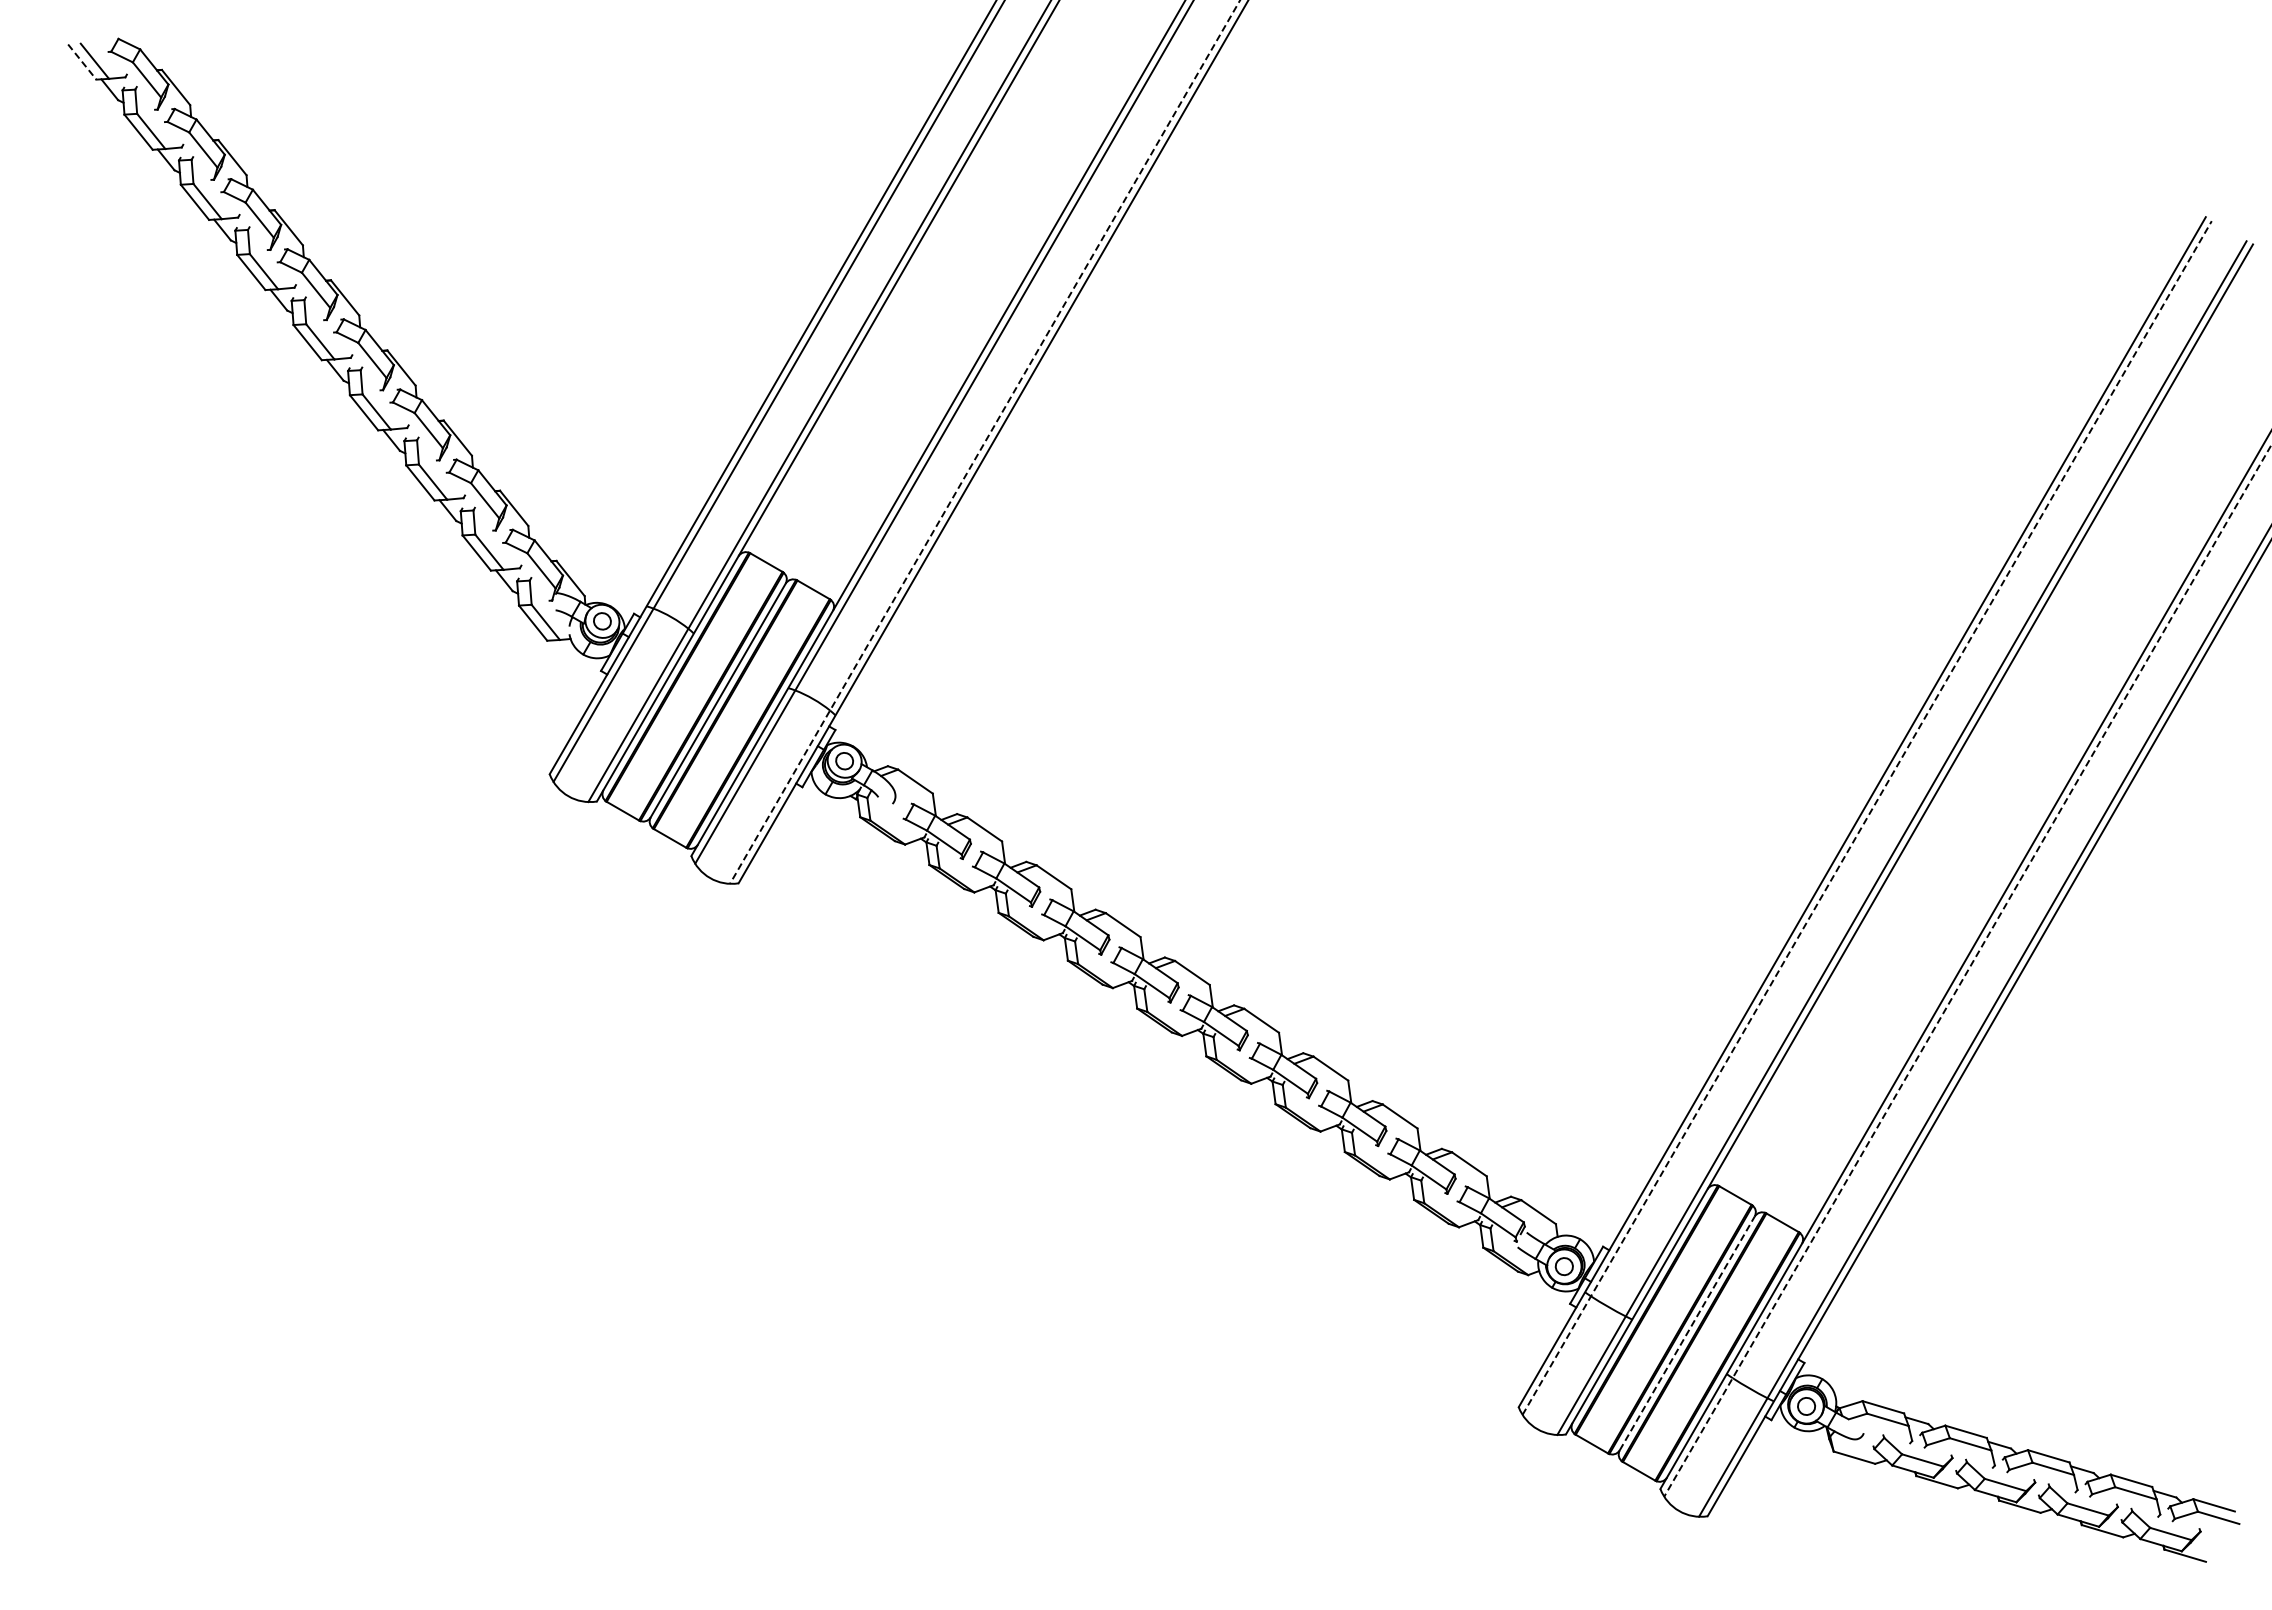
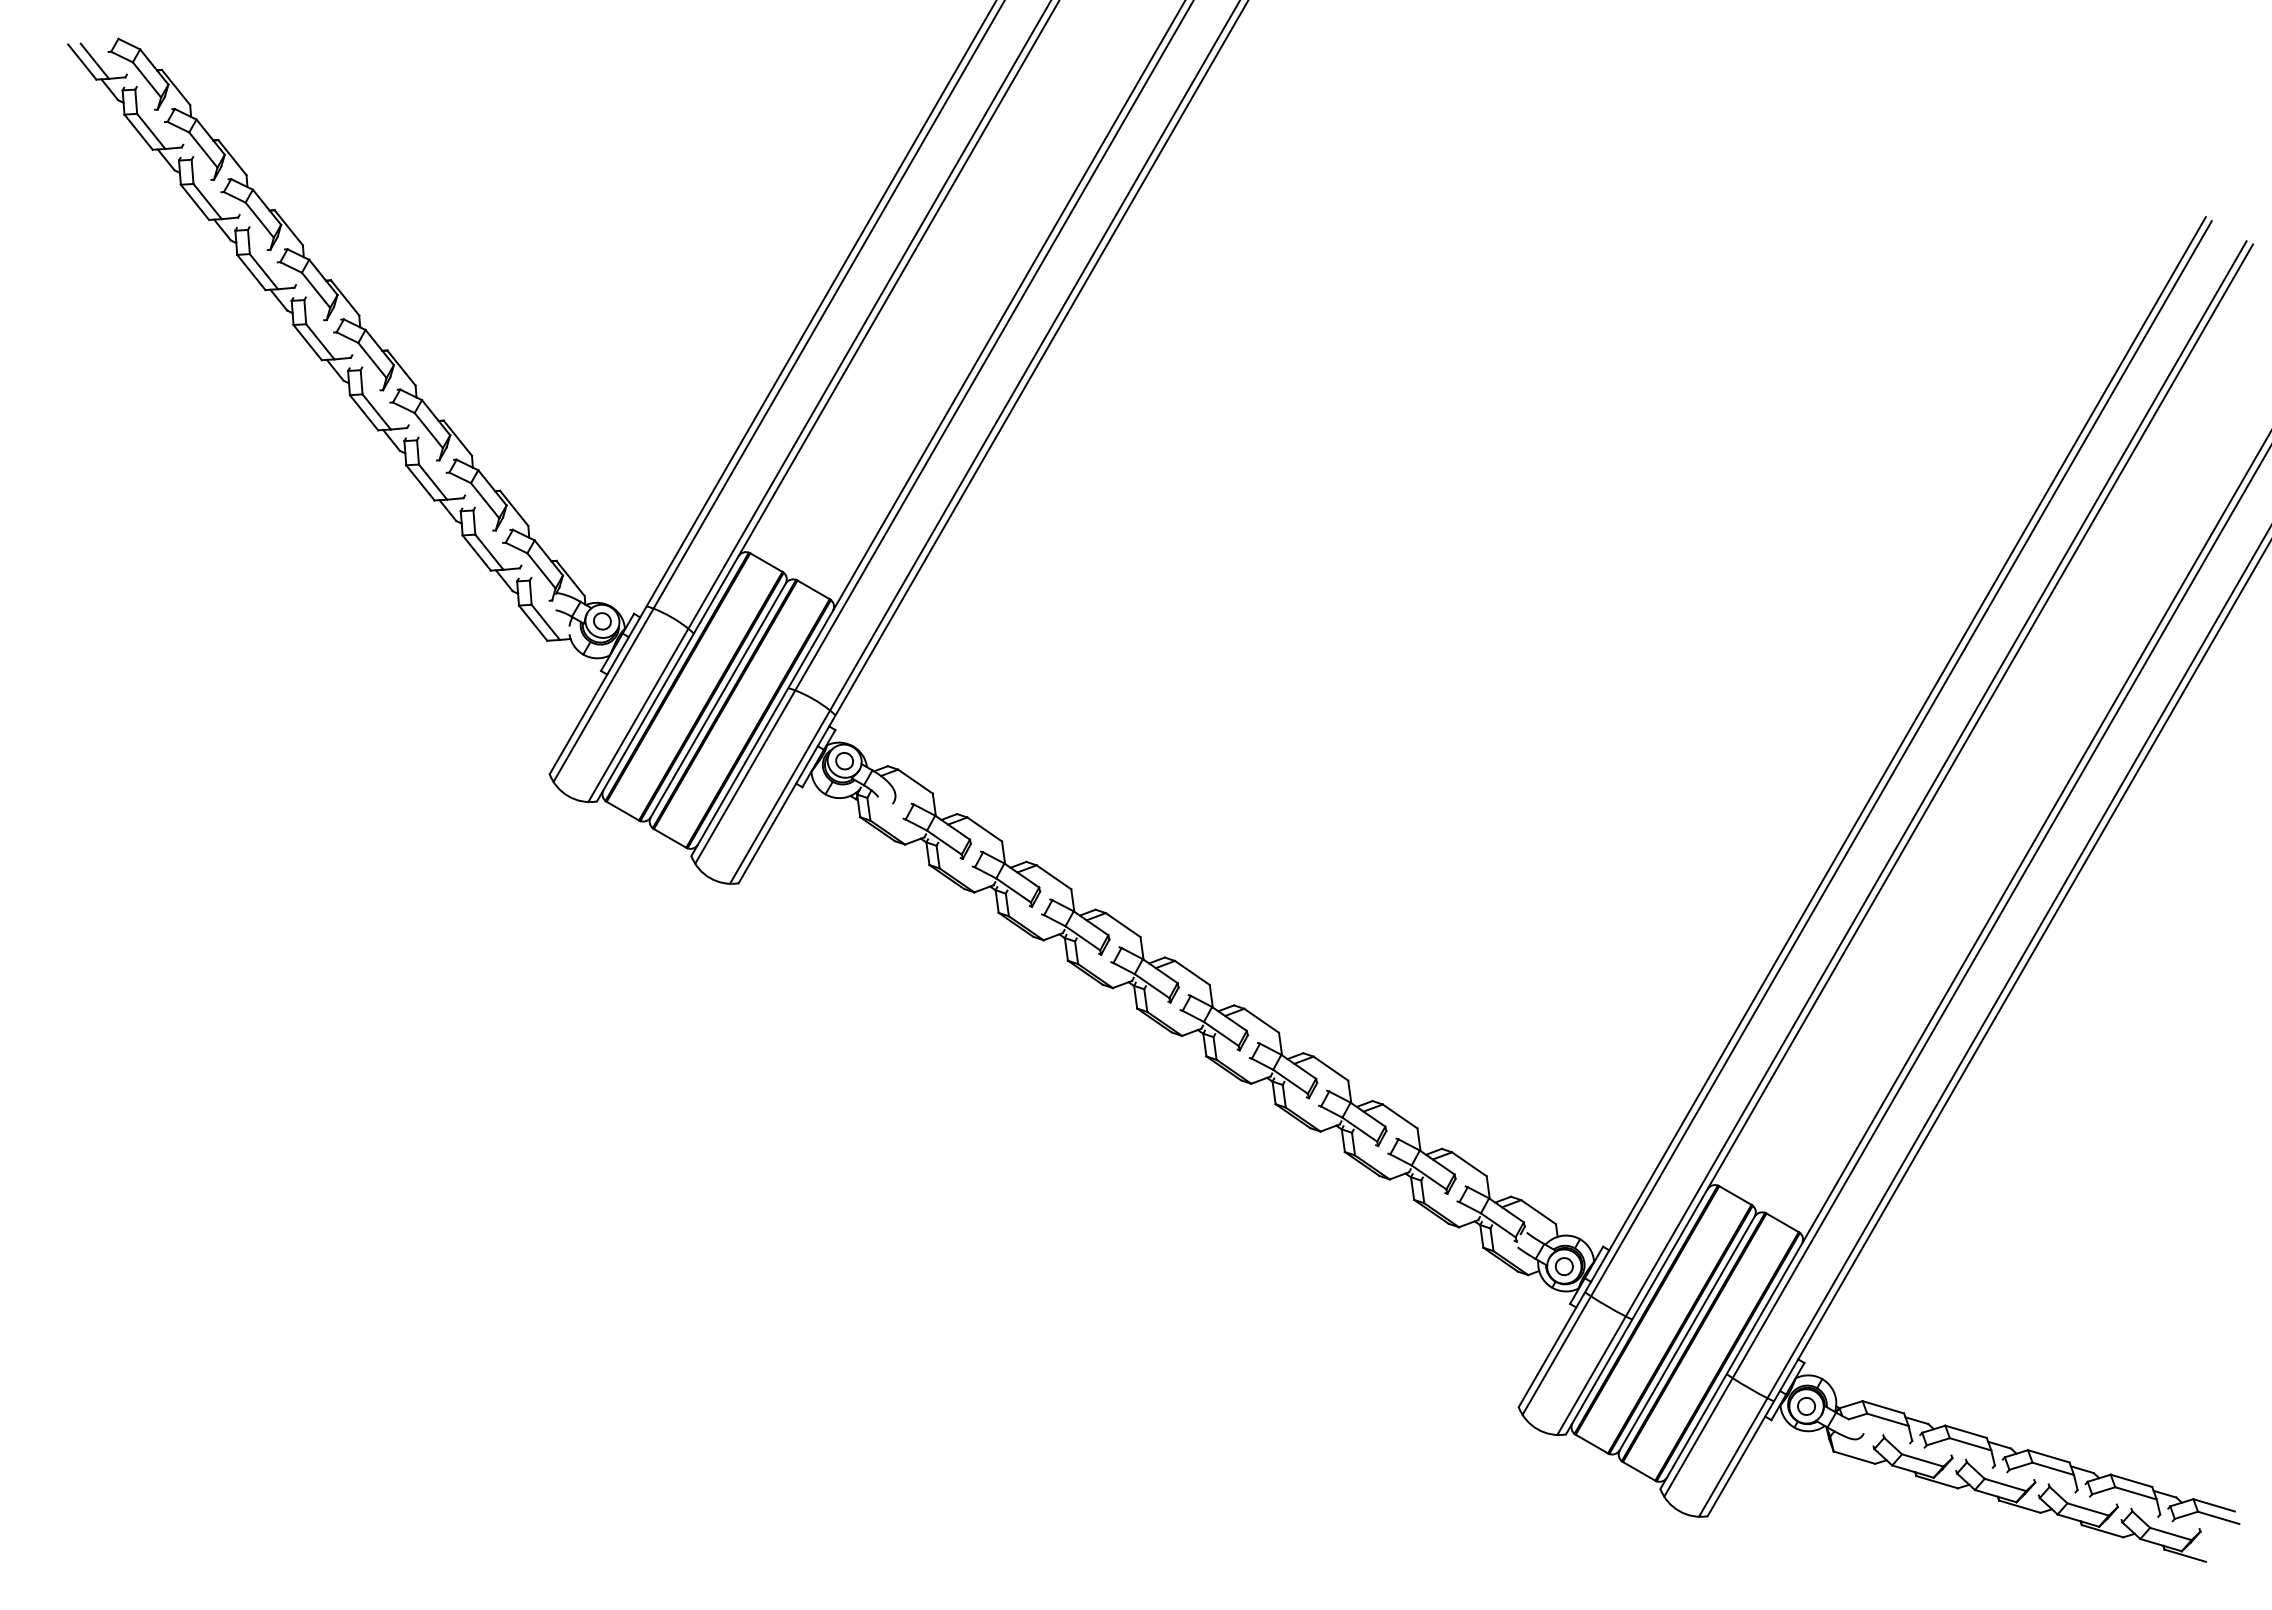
line: dashed -> solid (82, 62)
line: dashed -> solid (984, 442)
line: dashed -> solid (1867, 817)
line: dashed -> solid (1967, 971)
line: dashed -> solid (1687, 1333)
